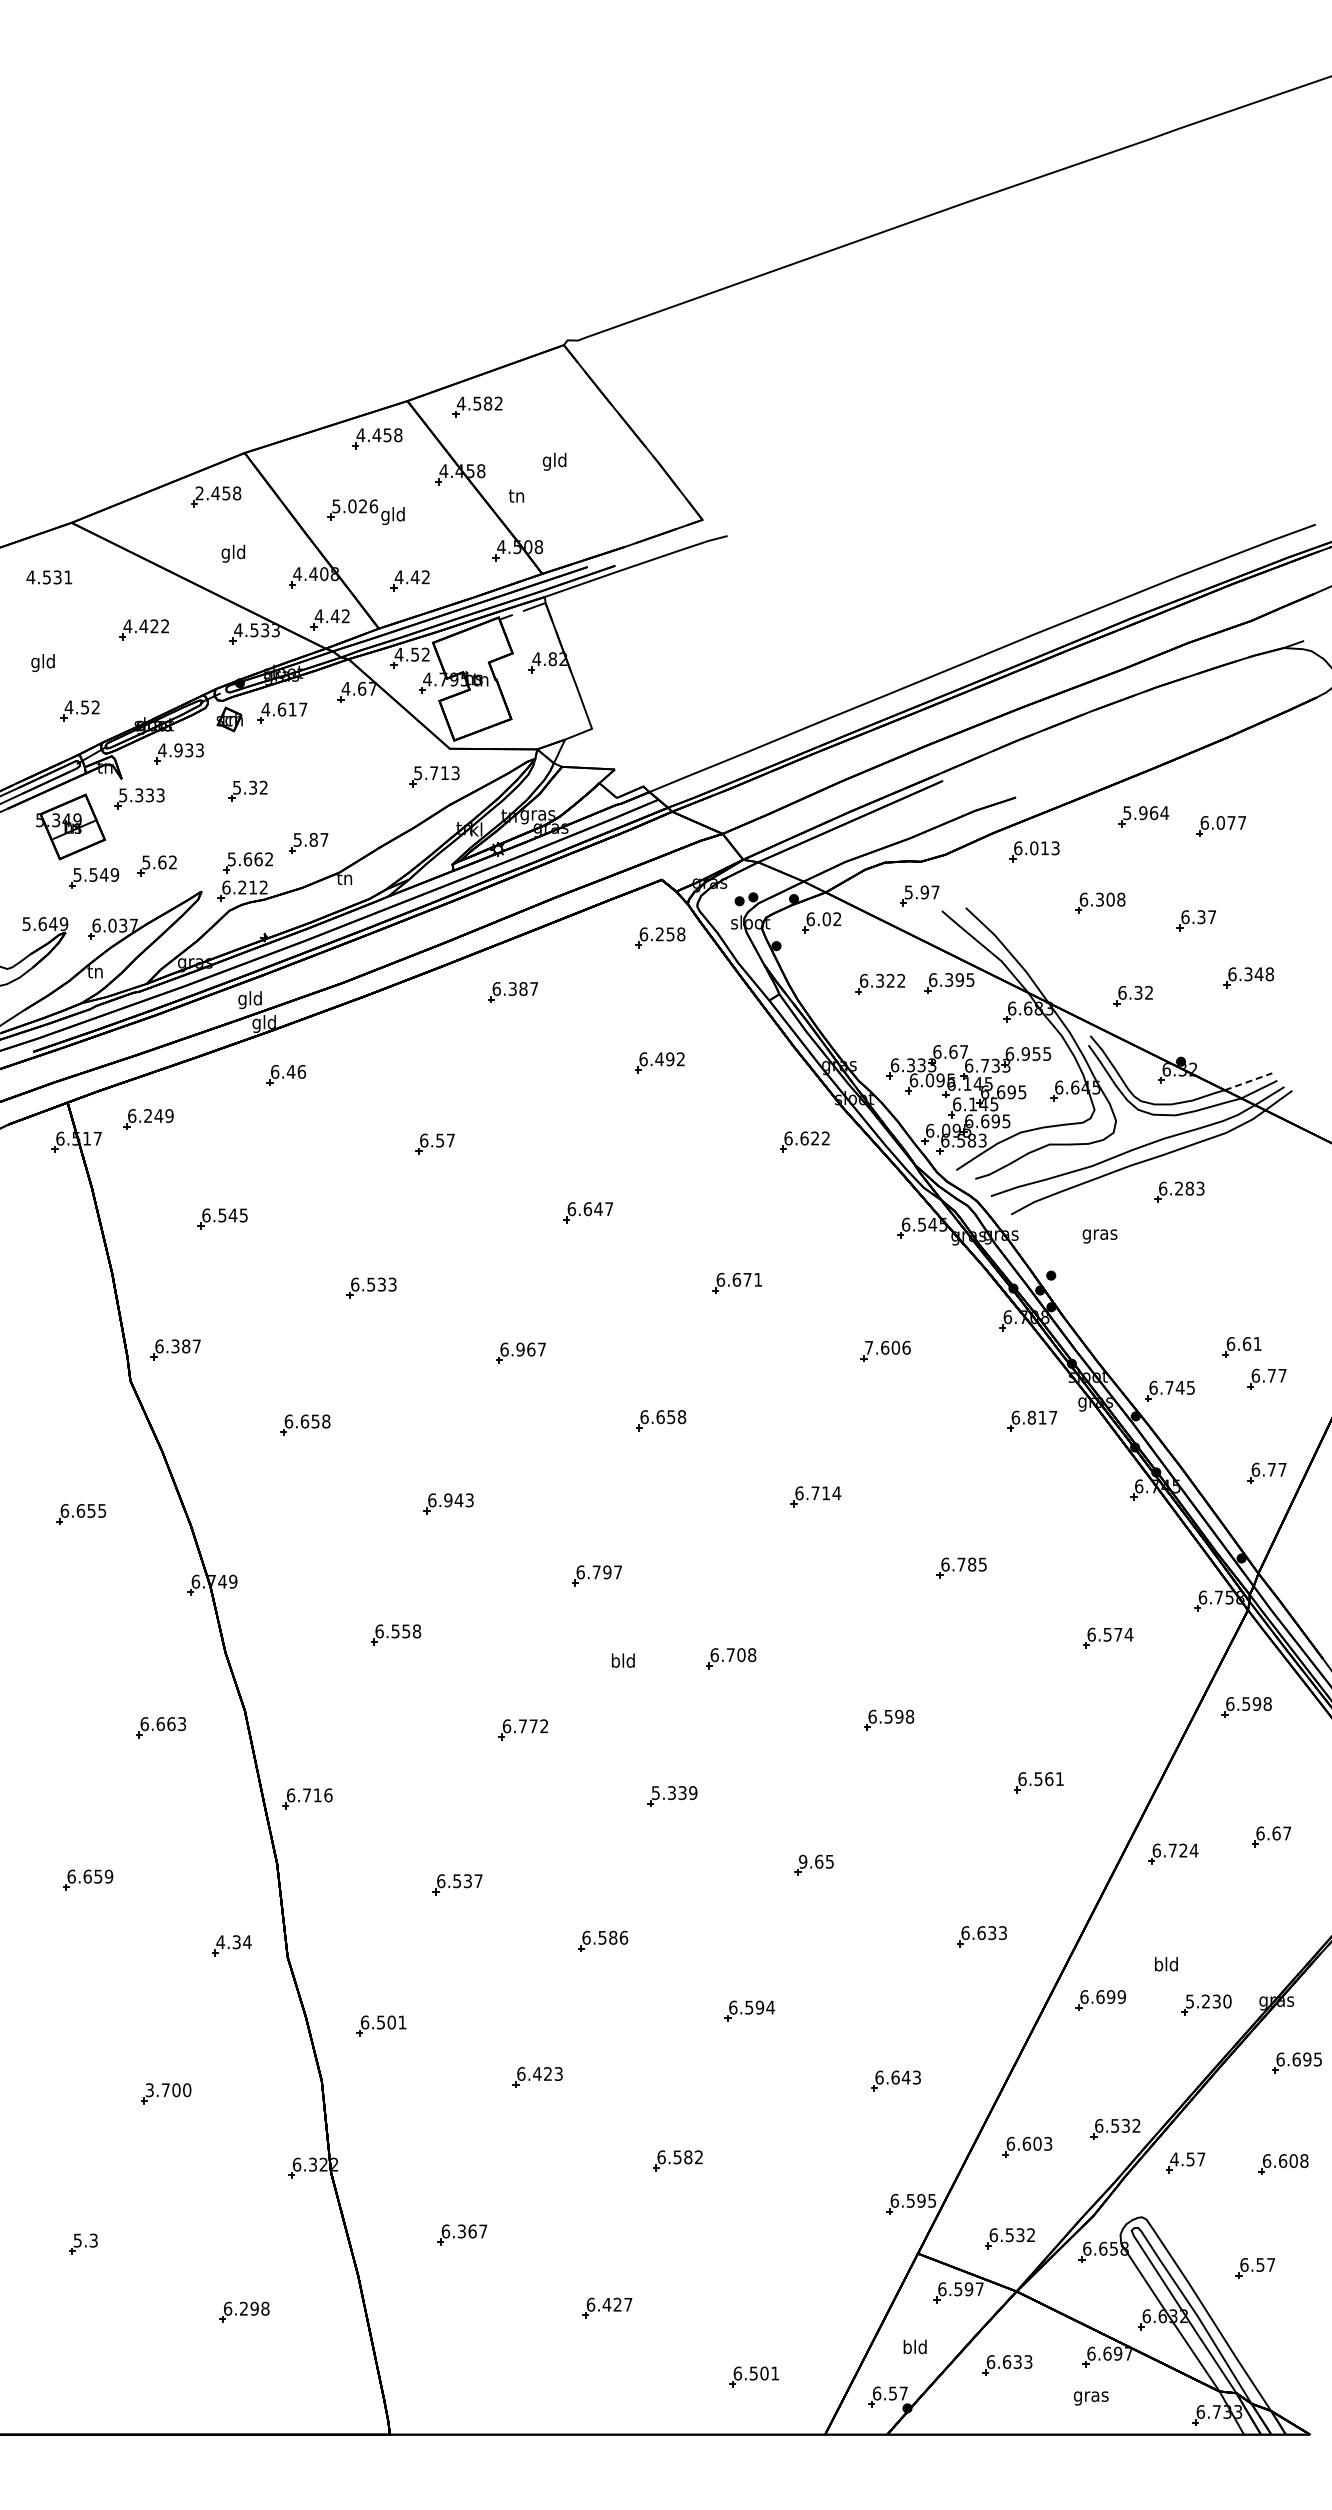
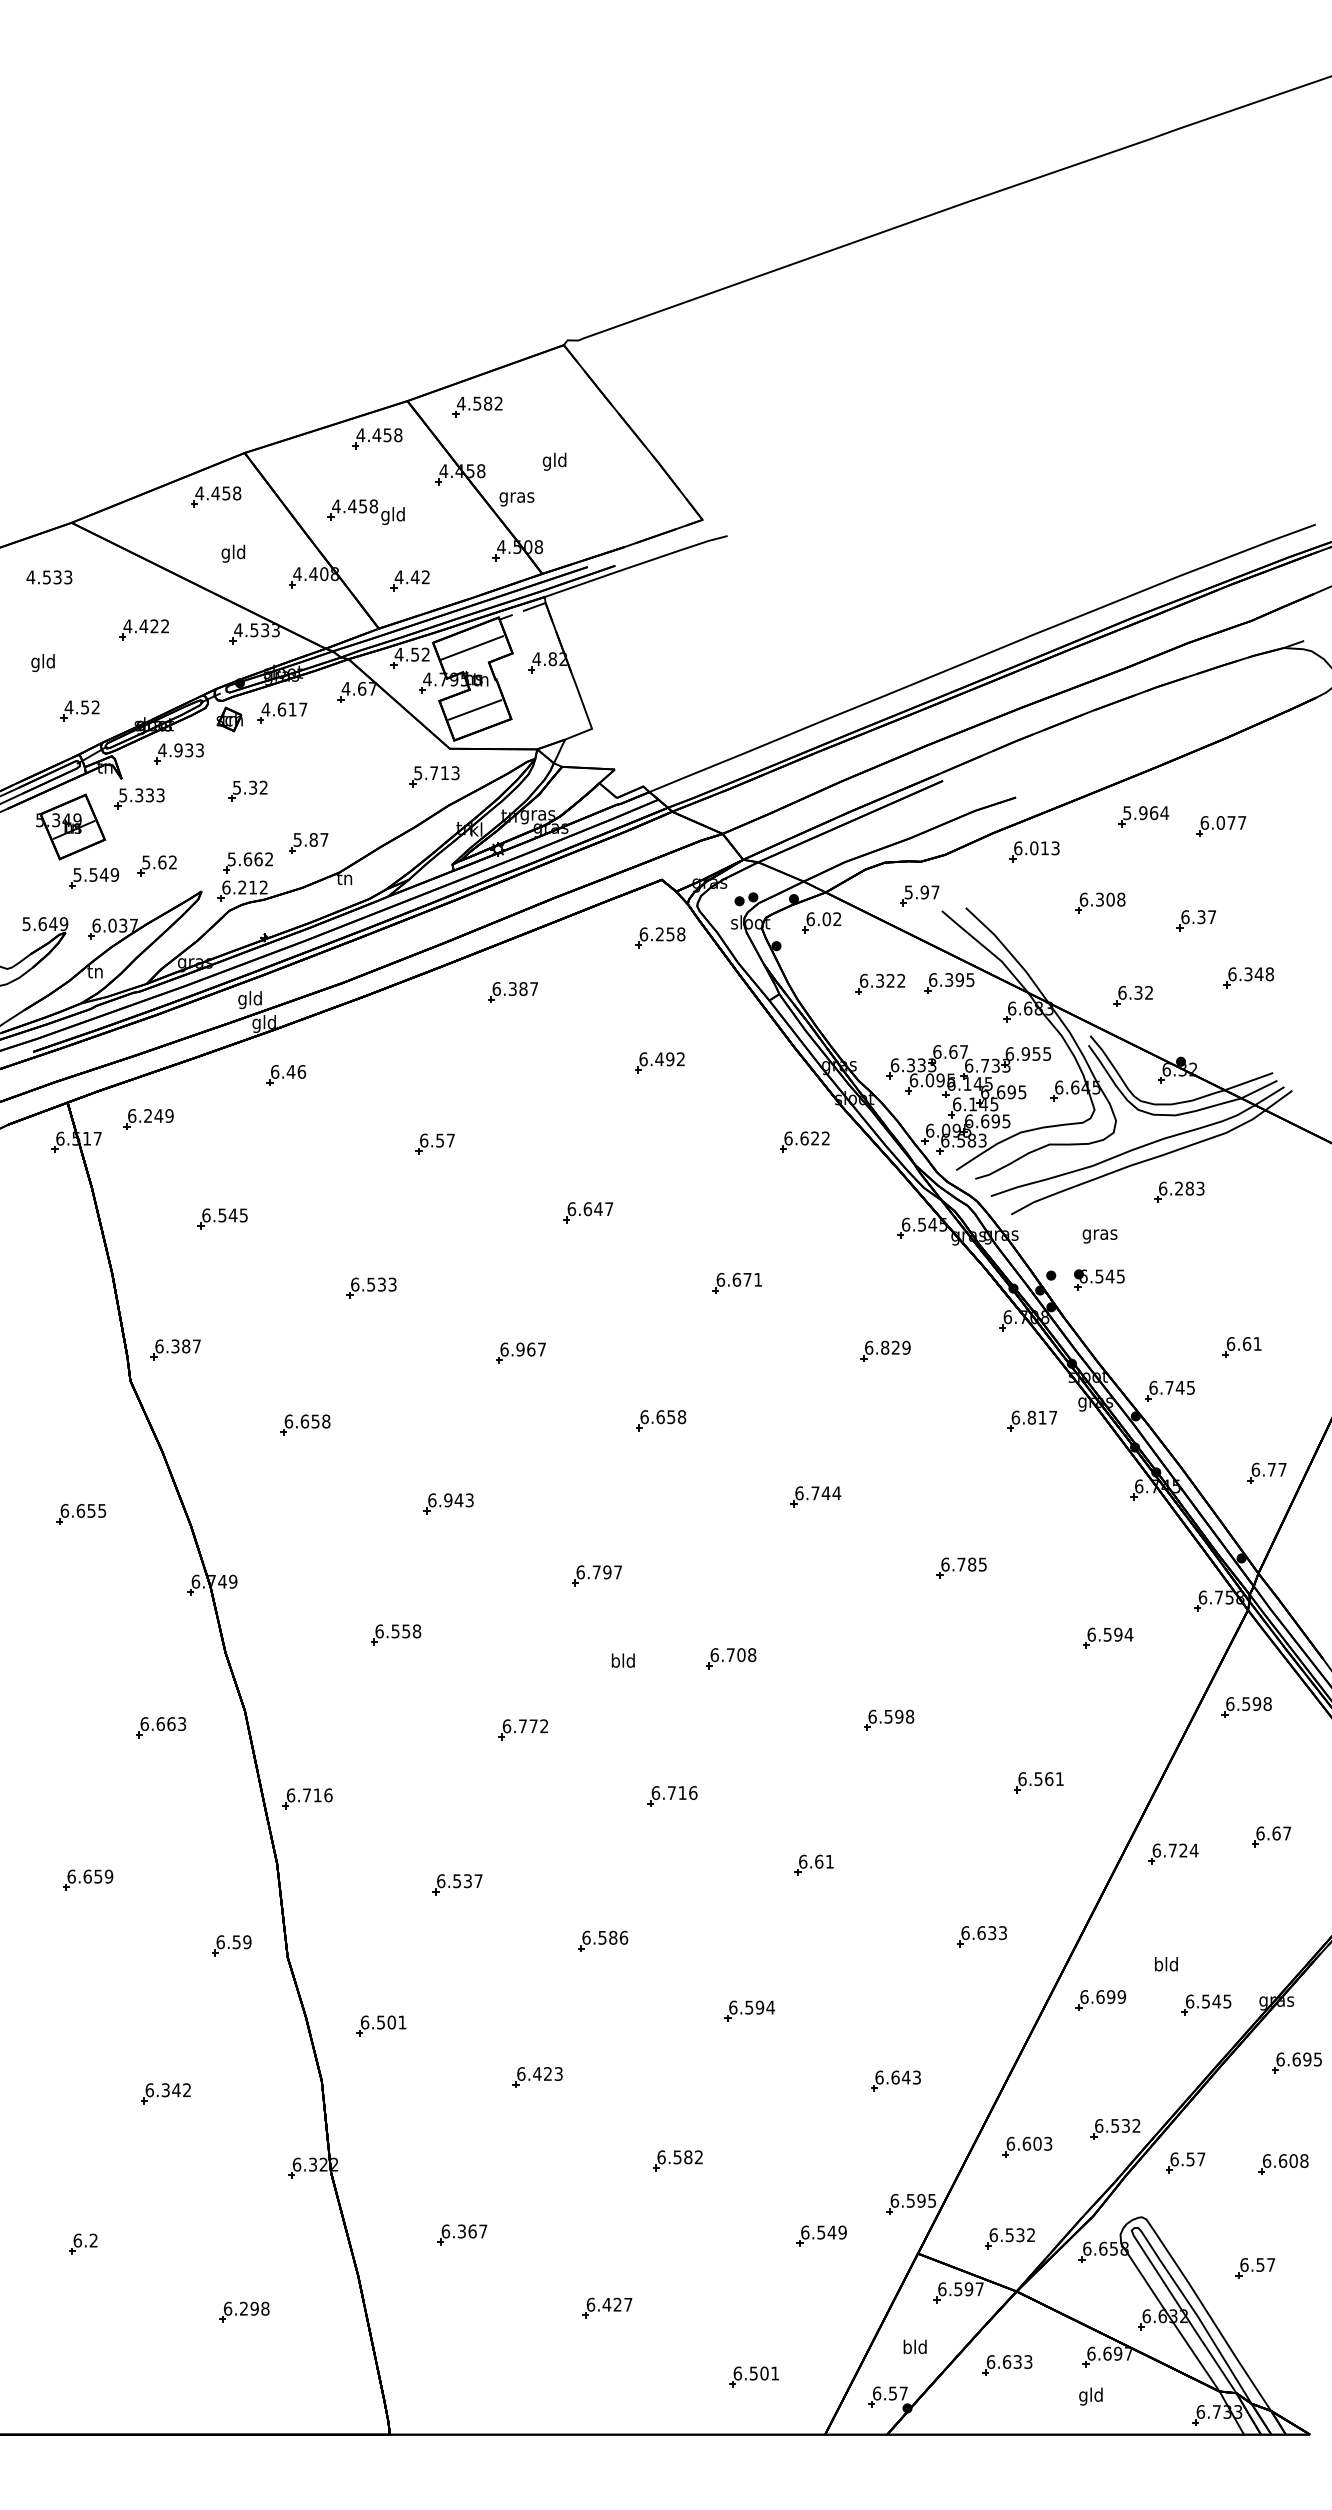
text: 2.458 -> 4.458 (199, 493)
text: tn -> gras (516, 497)
text: 5.026 -> 4.458 (355, 506)
text: 4.531 -> 4.533 (68, 577)
part: present -> none (329, 619)
line: none -> present (472, 647)
line: none -> present (474, 709)
line: dashed -> solid (1249, 1081)
part: none -> present (1099, 1279)
text: 7.606 -> 6.829 (887, 1347)
part: present -> none (1266, 1378)
text: 6.714 -> 6.744 (825, 1493)
text: 6.574 -> 6.594 (1118, 1634)
text: 5.339 -> 6.716 (674, 1793)
text: 9.65 -> 6.61 (816, 1861)
text: 4.34 -> 6.59 (233, 1942)
text: 5.230 -> 6.545 (1208, 2001)
text: 3.700 -> 6.342 (168, 2090)
text: 4.57 -> 6.57 (1174, 2159)
part: none -> present (821, 2235)
text: 5.3 -> 6.2 (85, 2240)
text: gras -> gld (1090, 2396)
